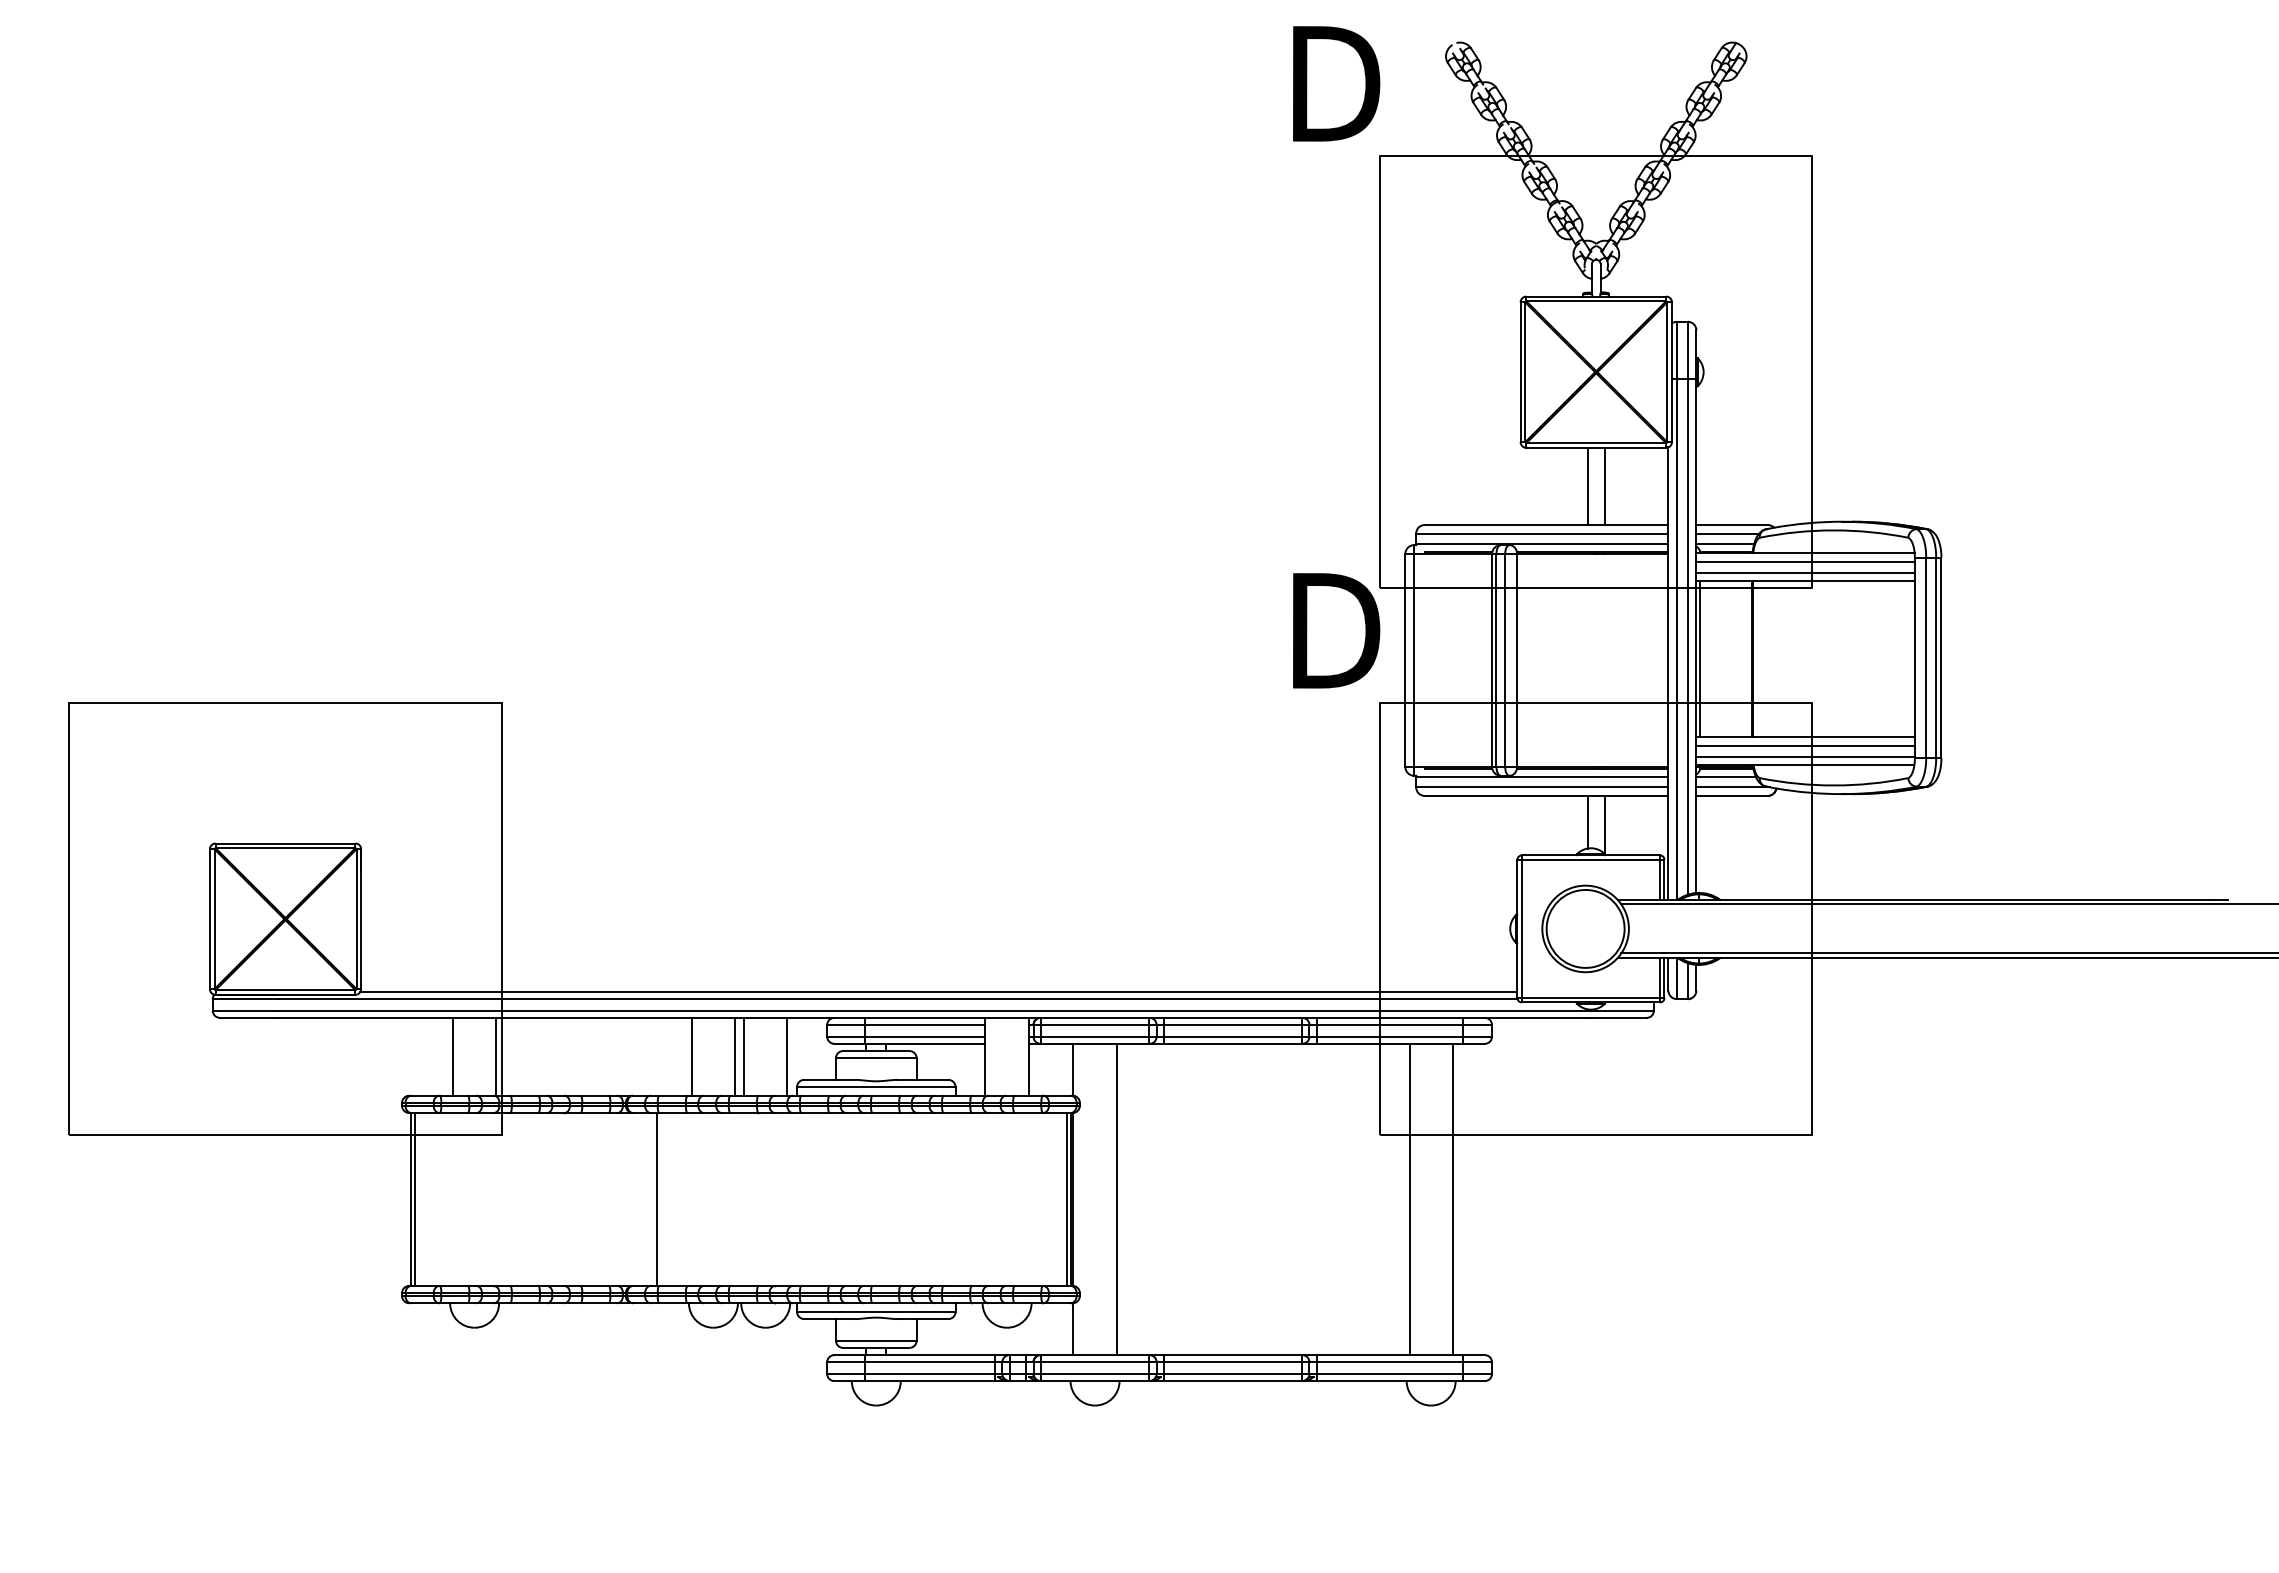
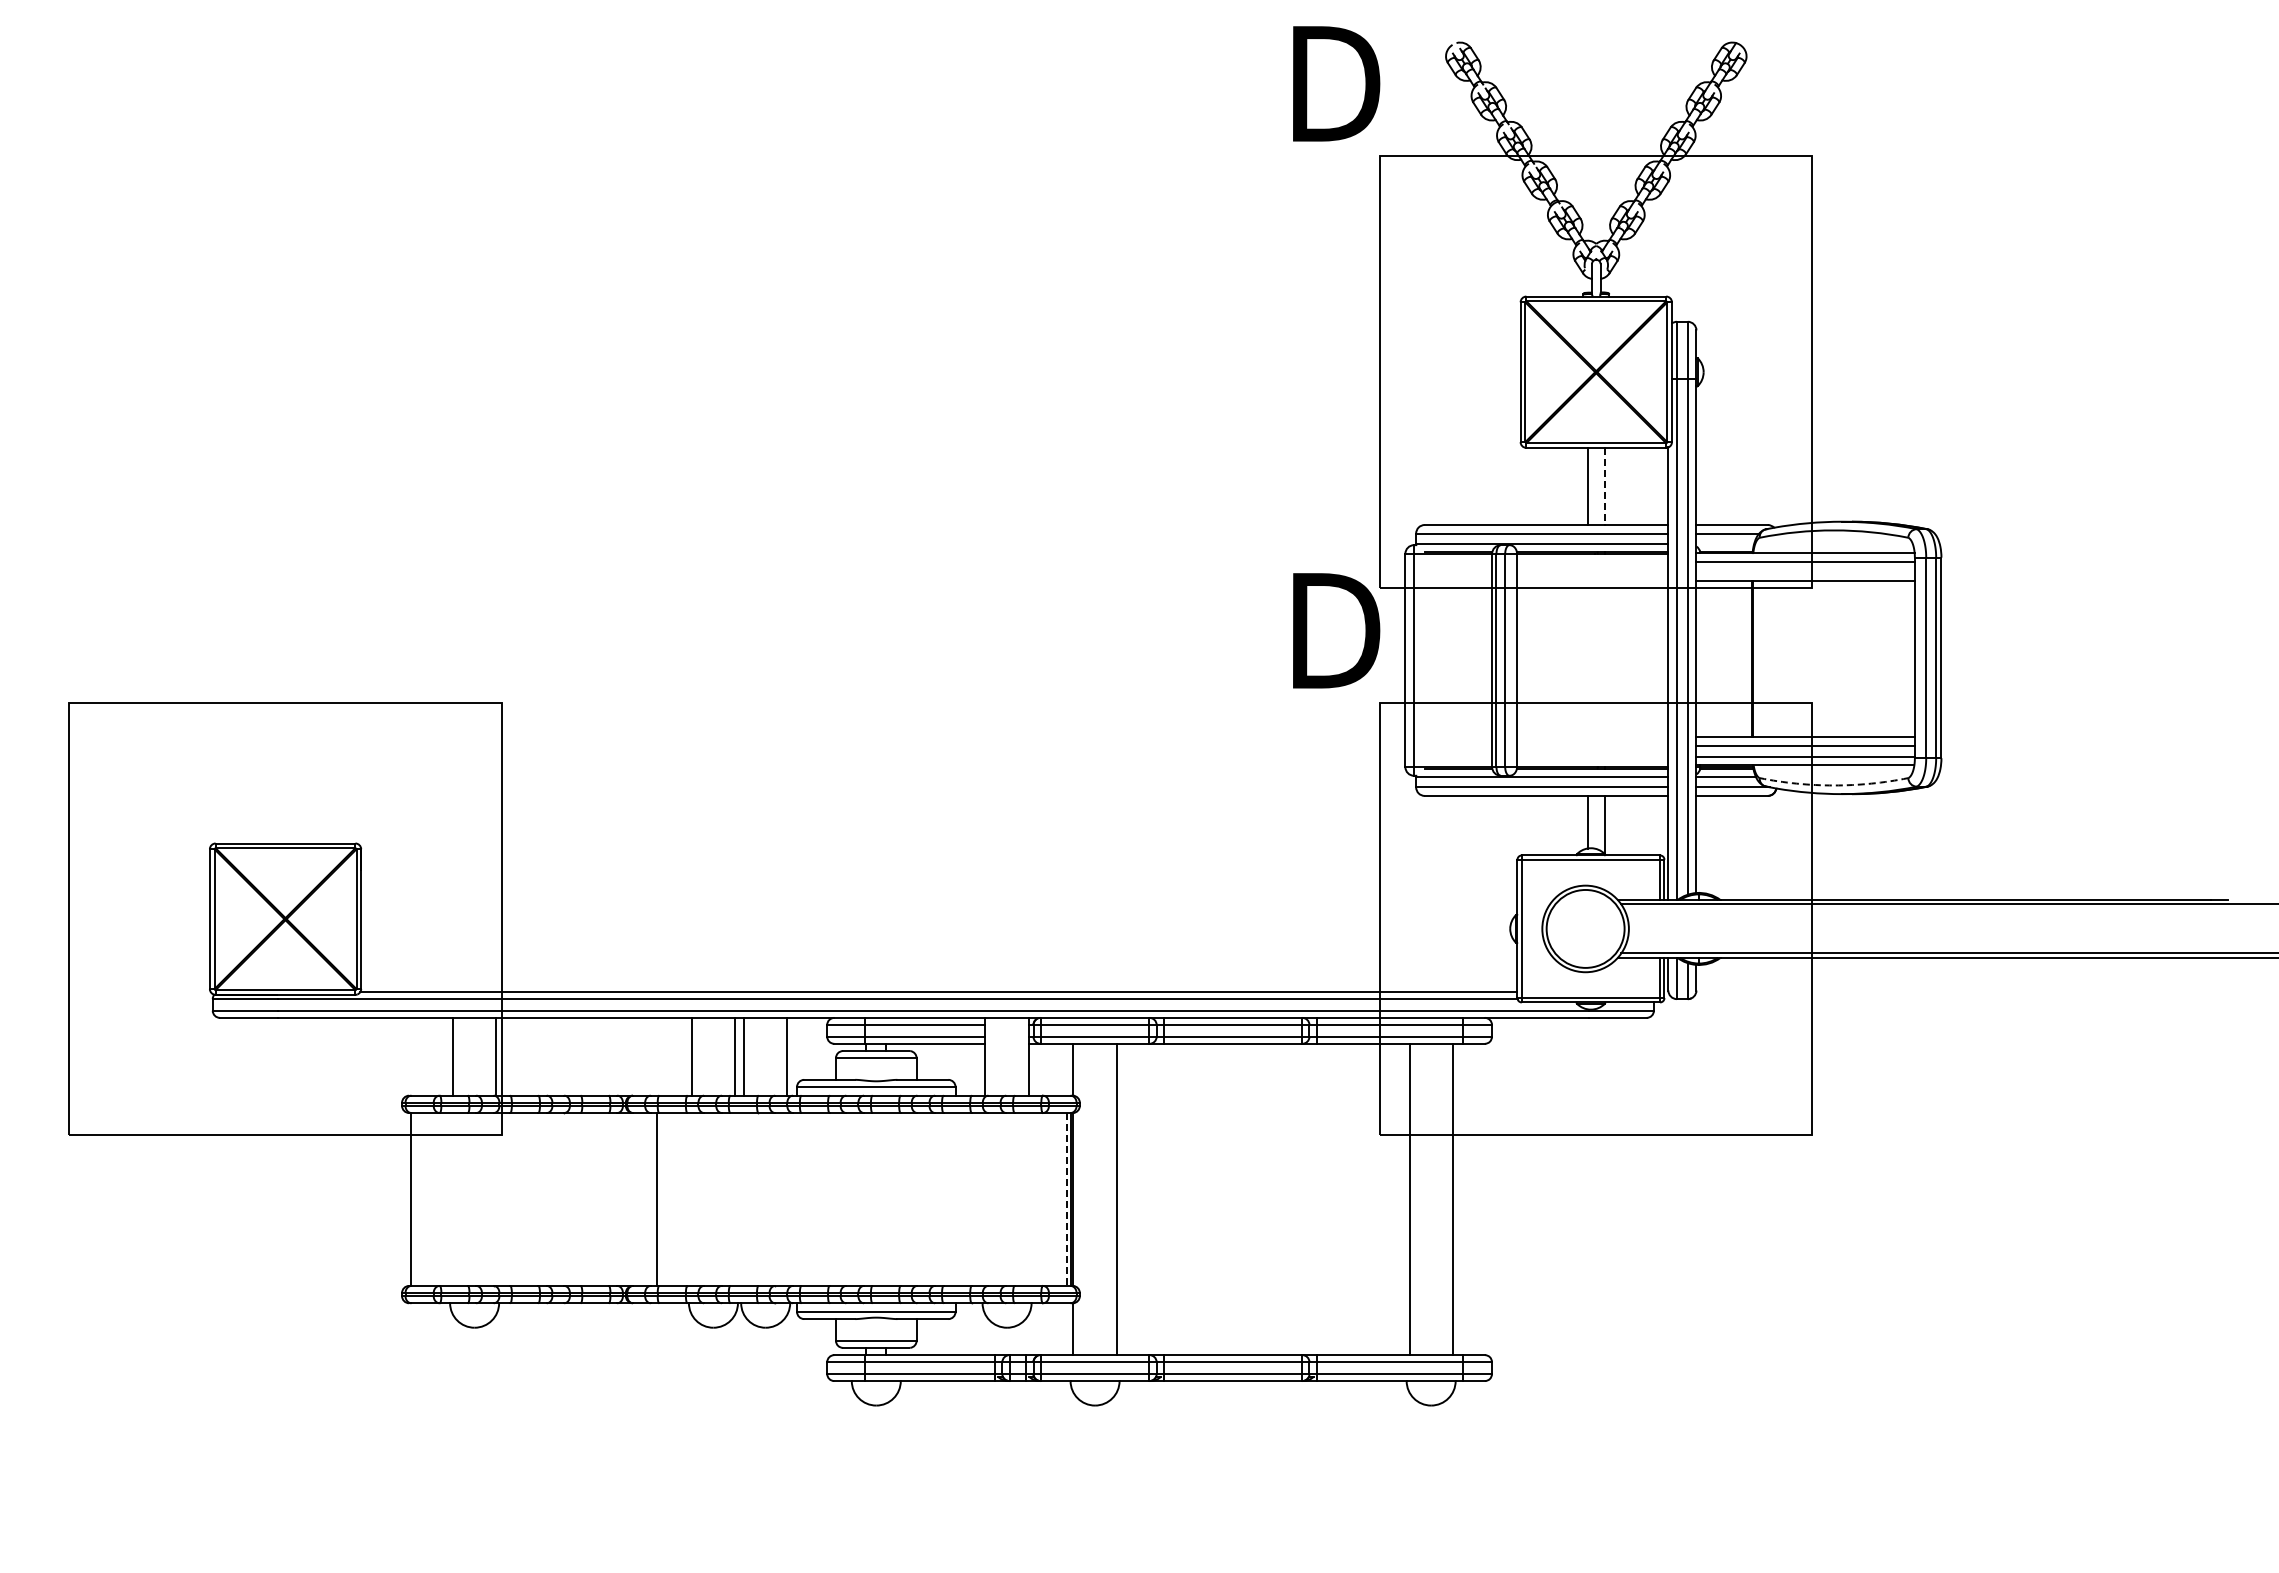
line: solid -> dashed (1604, 486)
line: present -> none (1725, 543)
line: present -> none (1805, 572)
line: present -> none (1700, 659)
arc: solid -> dashed (1834, 785)
line: present -> none (415, 1199)
line: solid -> dashed (1066, 1199)
